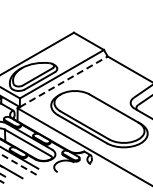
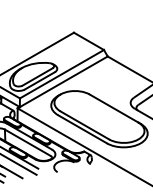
line: dashed -> solid (63, 81)
line: dashed -> solid (18, 164)
